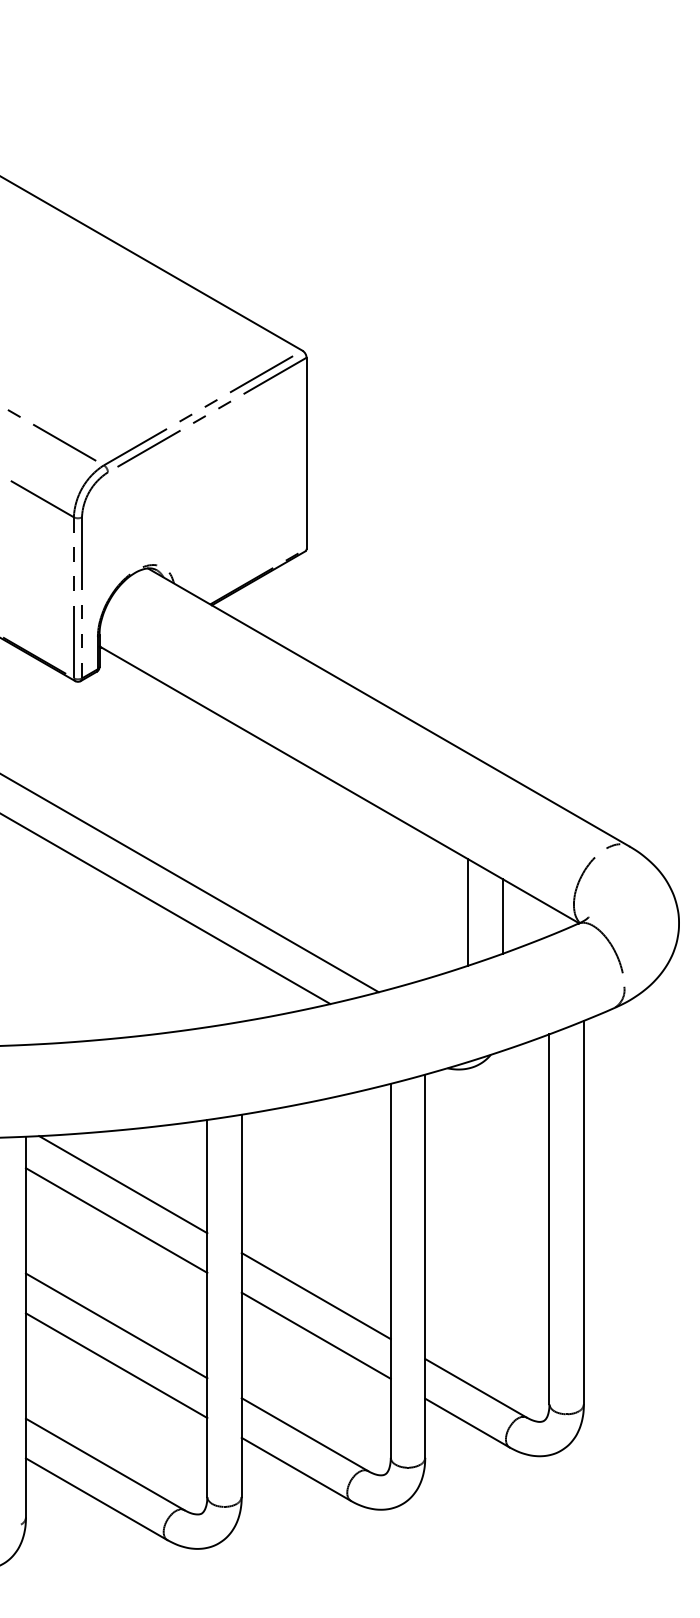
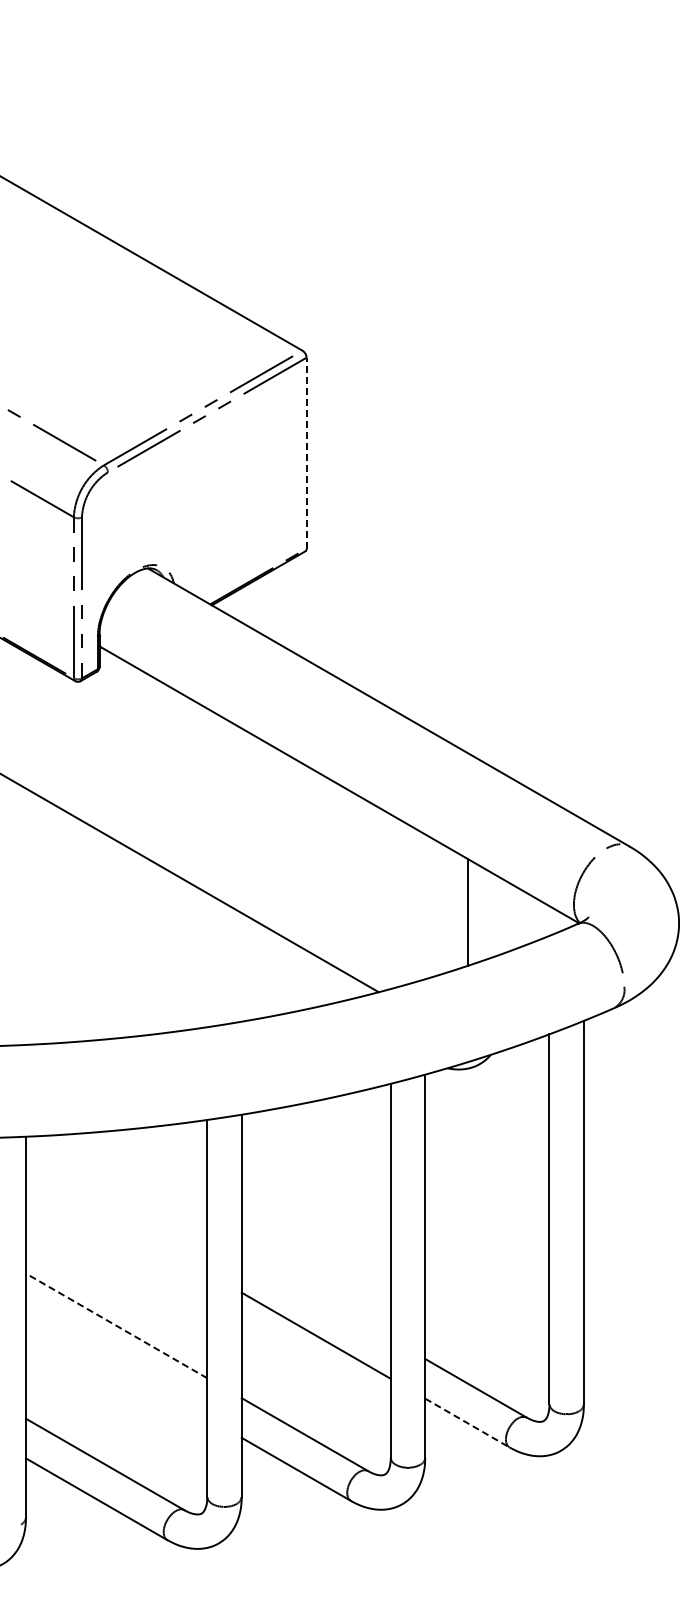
line: solid -> dashed (306, 453)
line: present -> none (166, 909)
line: present -> none (502, 916)
line: present -> none (123, 1184)
line: present -> none (116, 1220)
line: present -> none (315, 1296)
line: solid -> dashed (116, 1325)
line: present -> none (116, 1365)
line: solid -> dashed (467, 1423)
